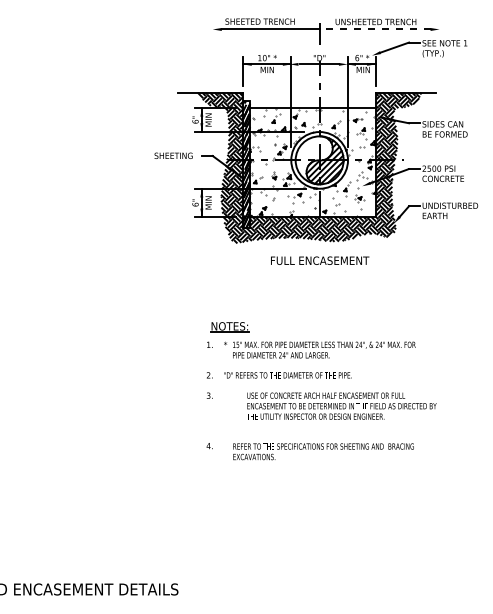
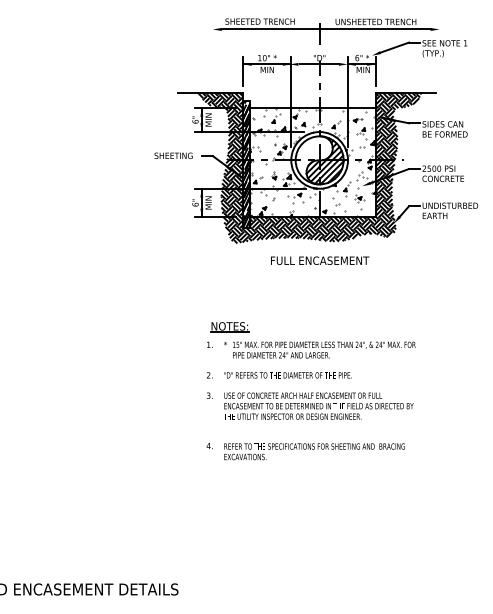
line: dashed -> solid (374, 29)
text position: (341, 405) -> (318, 405) (318, 405)
text position: (323, 451) -> (314, 451) (314, 451)
